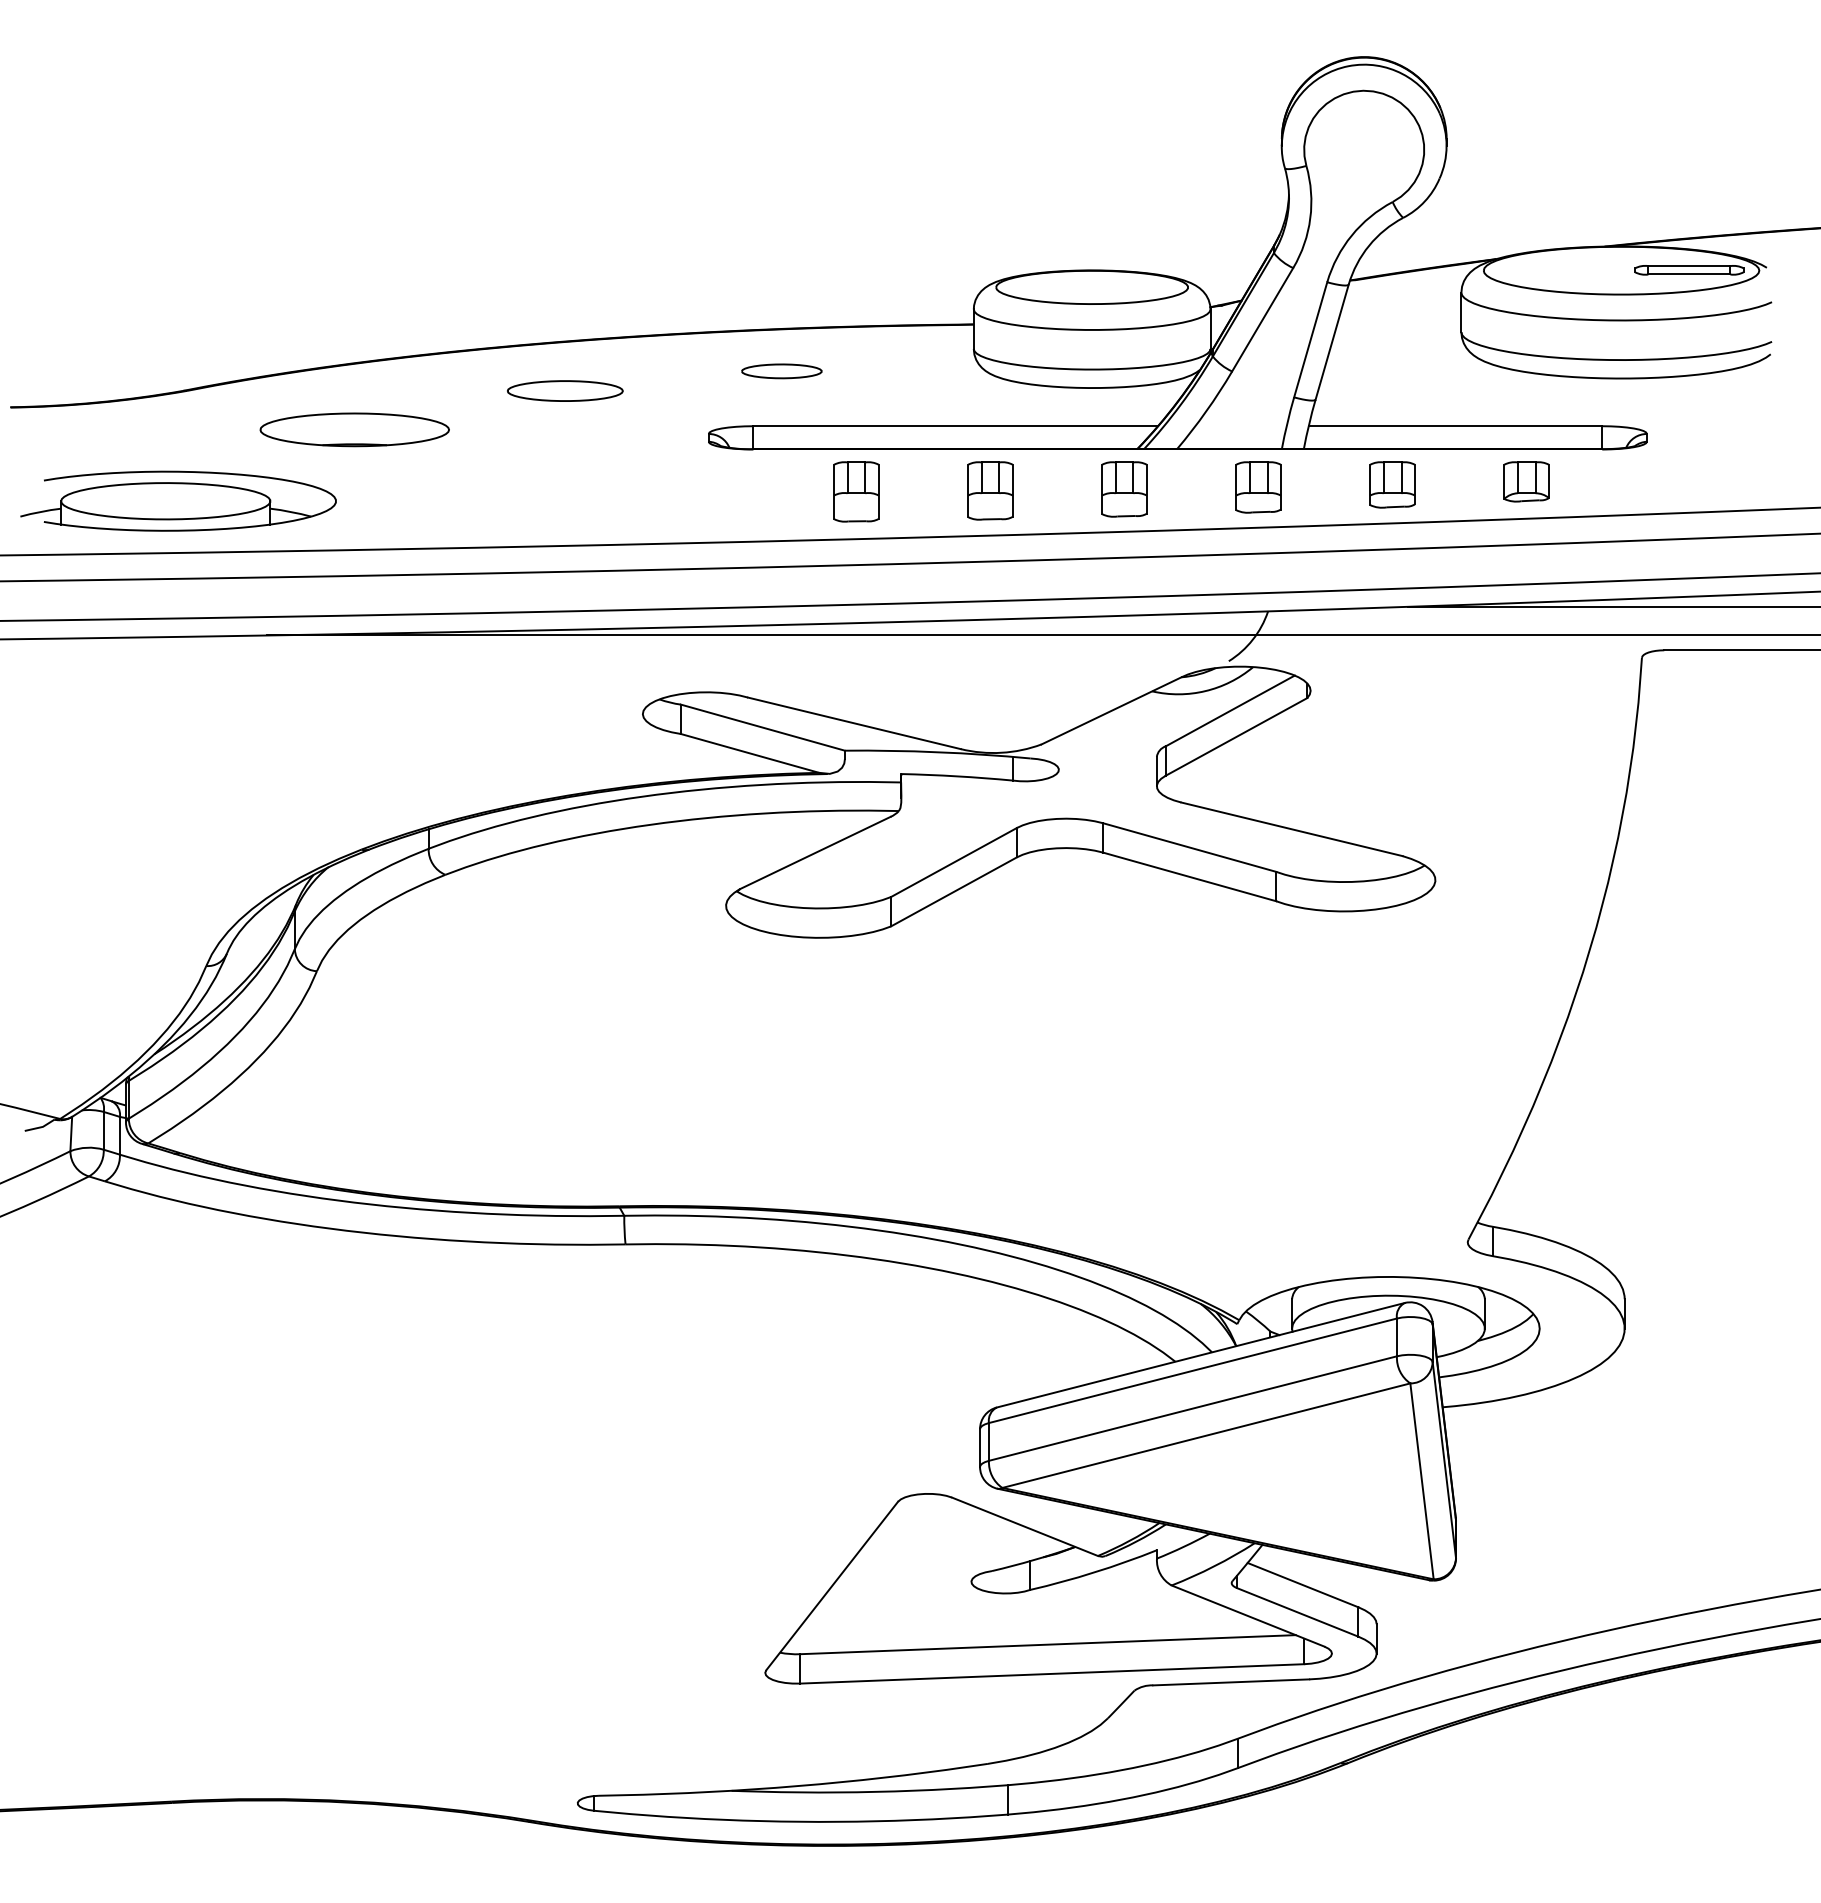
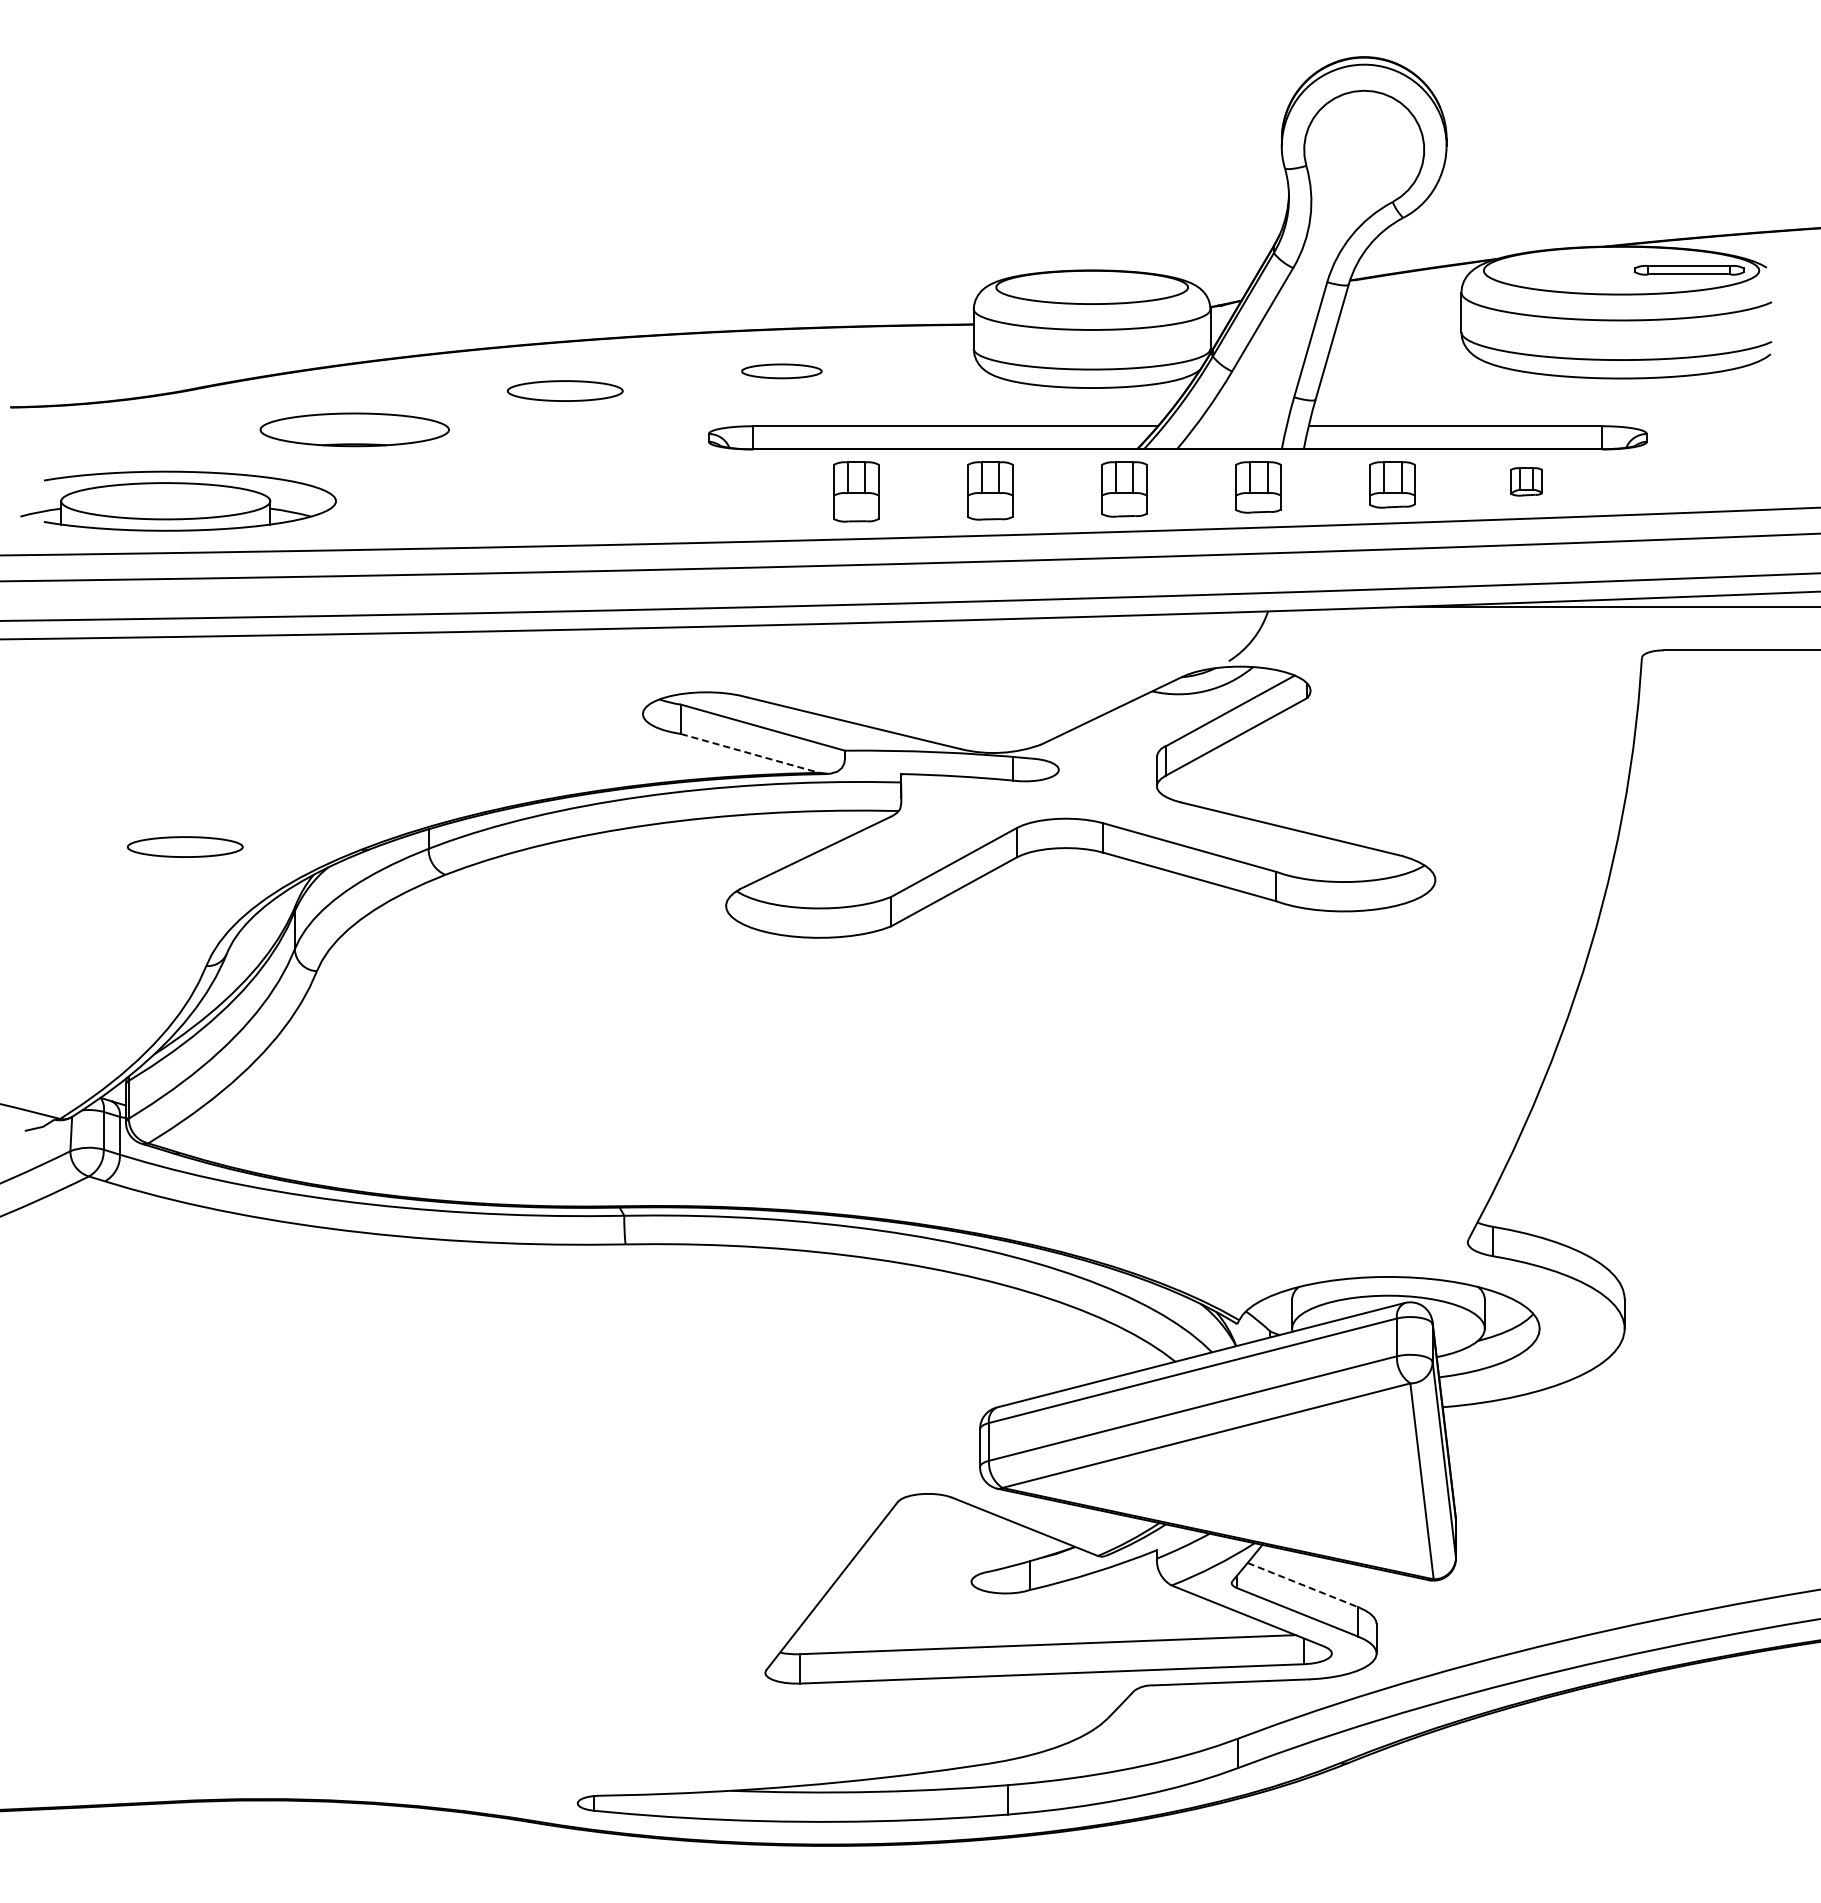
part size: 47x42 px -> 33x30 px (1526, 481)
line: present -> none (1042, 635)
line: solid -> dashed (749, 753)
part: none -> present (185, 846)
line: solid -> dashed (1303, 1585)
